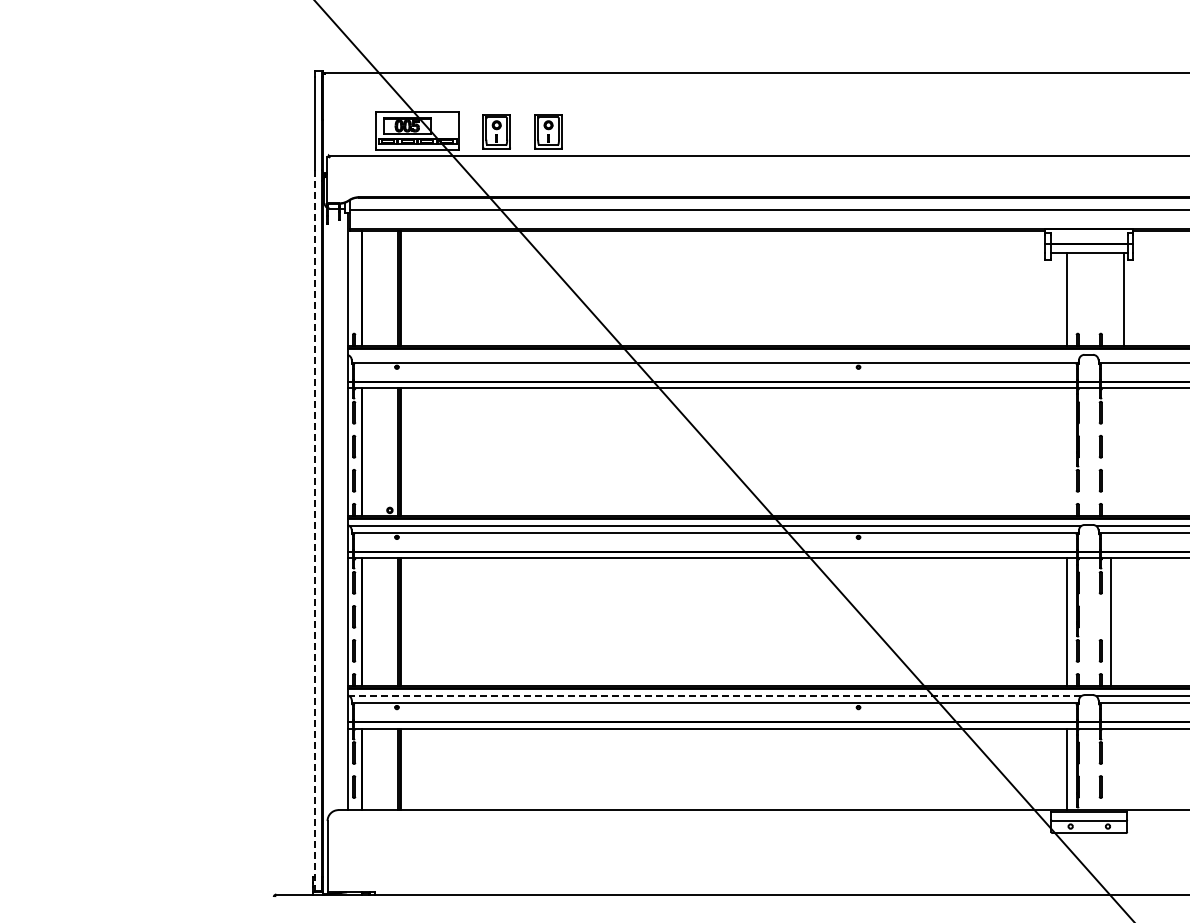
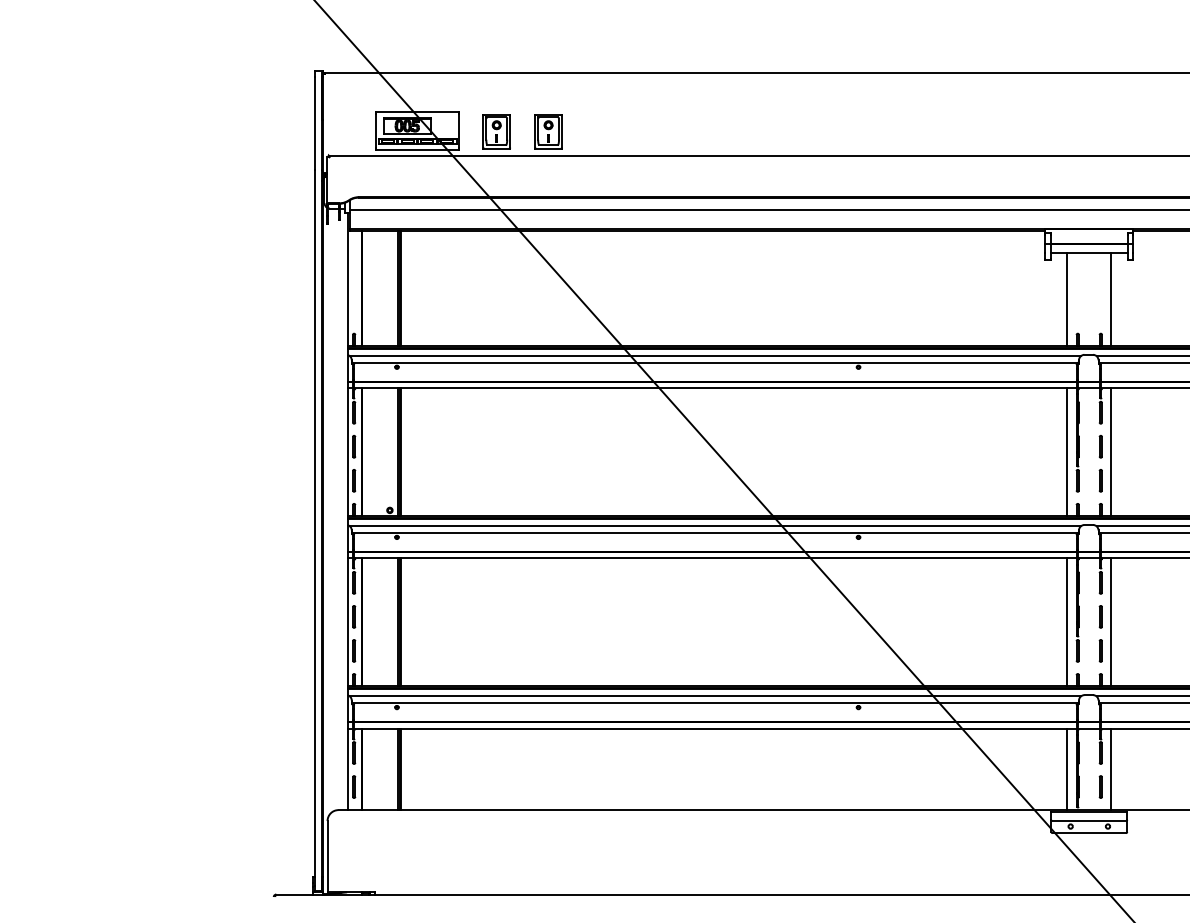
line position: (1124, 298) -> (1111, 298) (1111, 298)
line: none -> present (715, 356)
line: none -> present (1141, 356)
line: none -> present (1067, 451)
line: none -> present (1111, 451)
line: dashed -> solid (315, 528)
line: none -> present (1100, 616)
line: dashed -> solid (715, 696)
line: none -> present (1111, 769)
